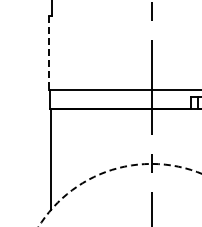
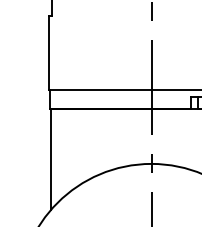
line: dashed -> solid (49, 53)
circle: dashed -> solid (119, 194)
